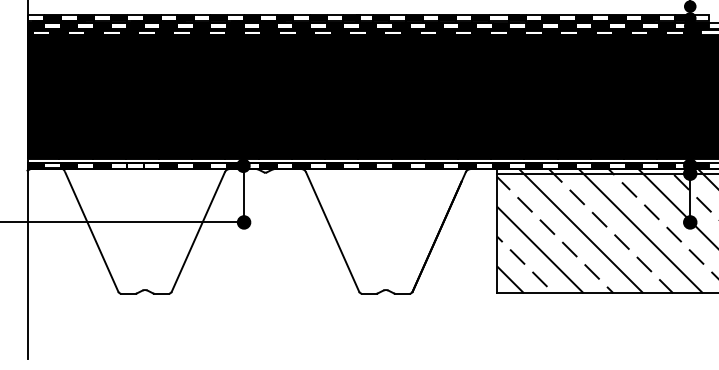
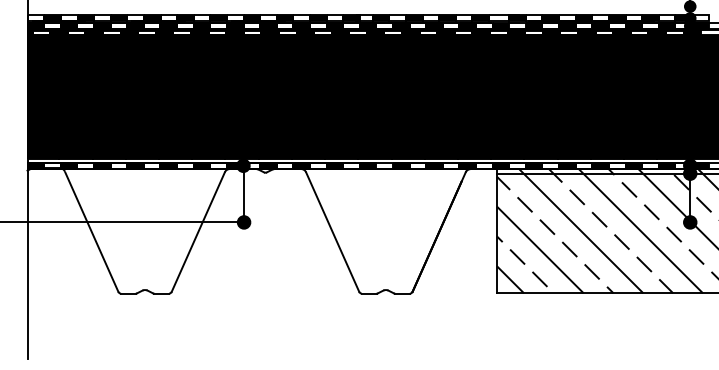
fill: none -> present (135, 165)
